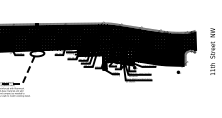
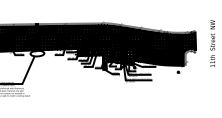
text position: (212, 51) -> (212, 43) (212, 43)
line: dashed -> solid (24, 80)
